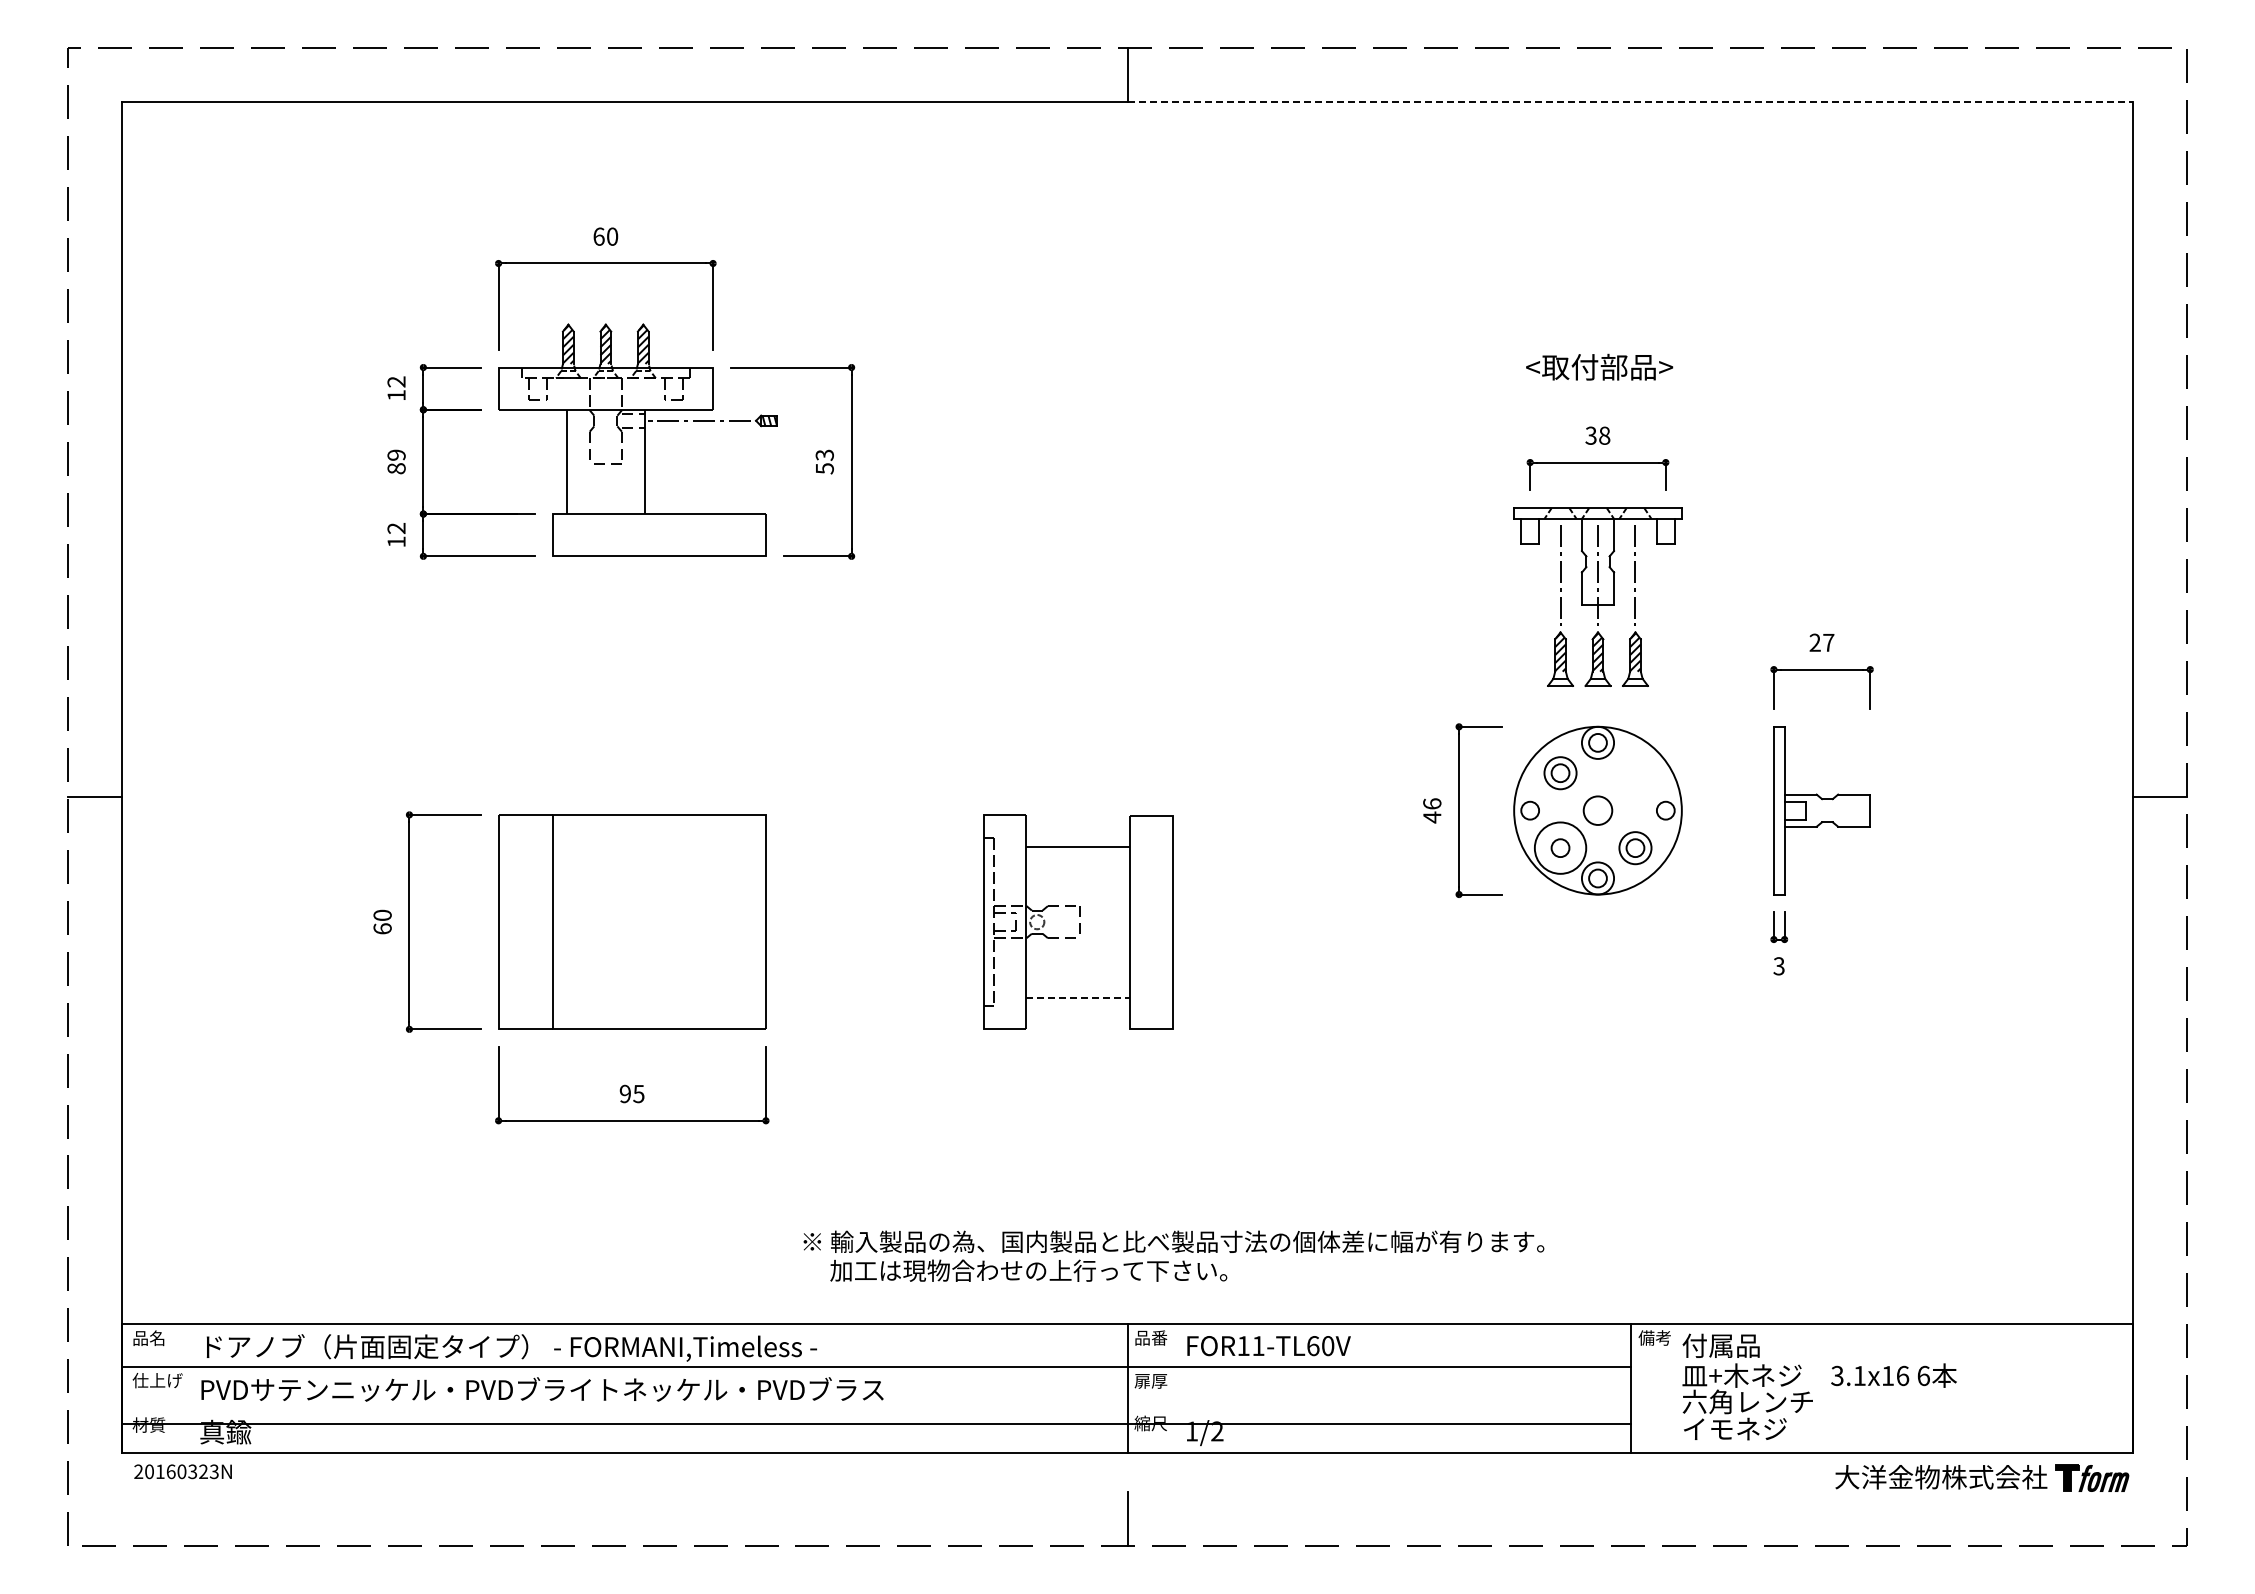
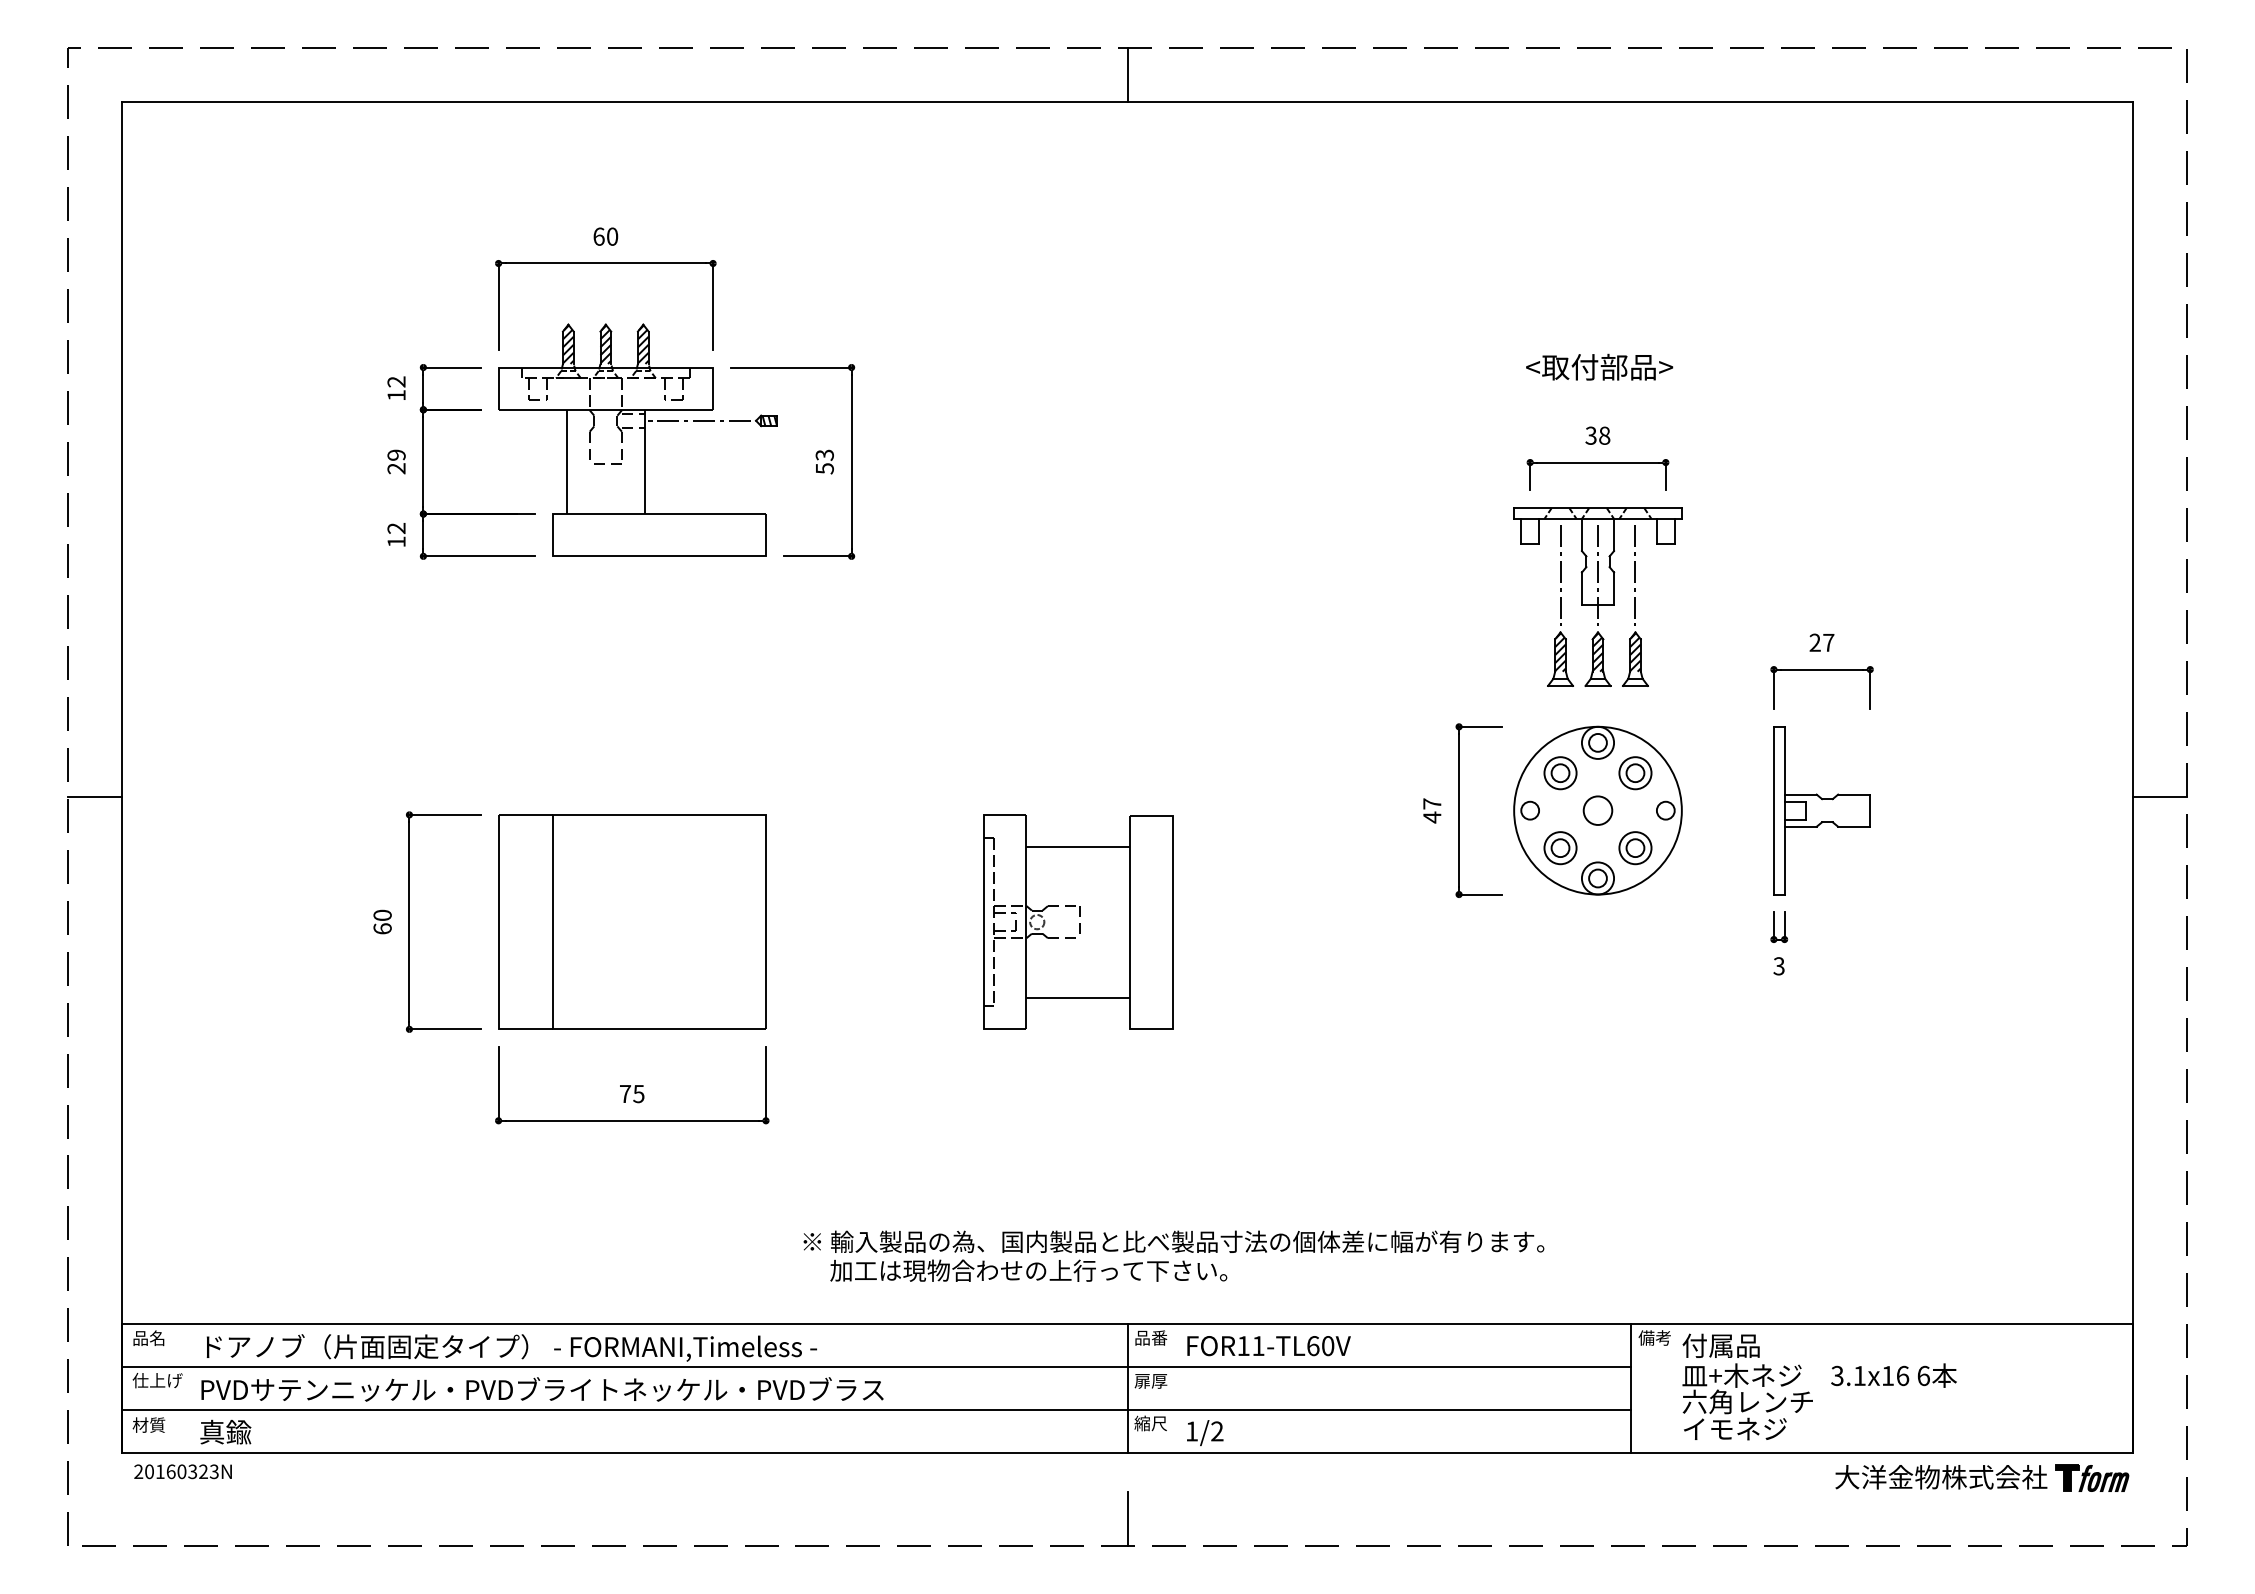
line: dashed -> solid (1630, 102)
text: 89 -> 29 (396, 468)
part: none -> present (1635, 773)
text: 46 -> 47 (1432, 803)
circle diameter: 51 px -> 32 px (1560, 848)
line: dashed -> solid (1078, 997)
text: 95 -> 75 (625, 1093)
line position: (876, 1423) -> (876, 1409) (876, 1409)
